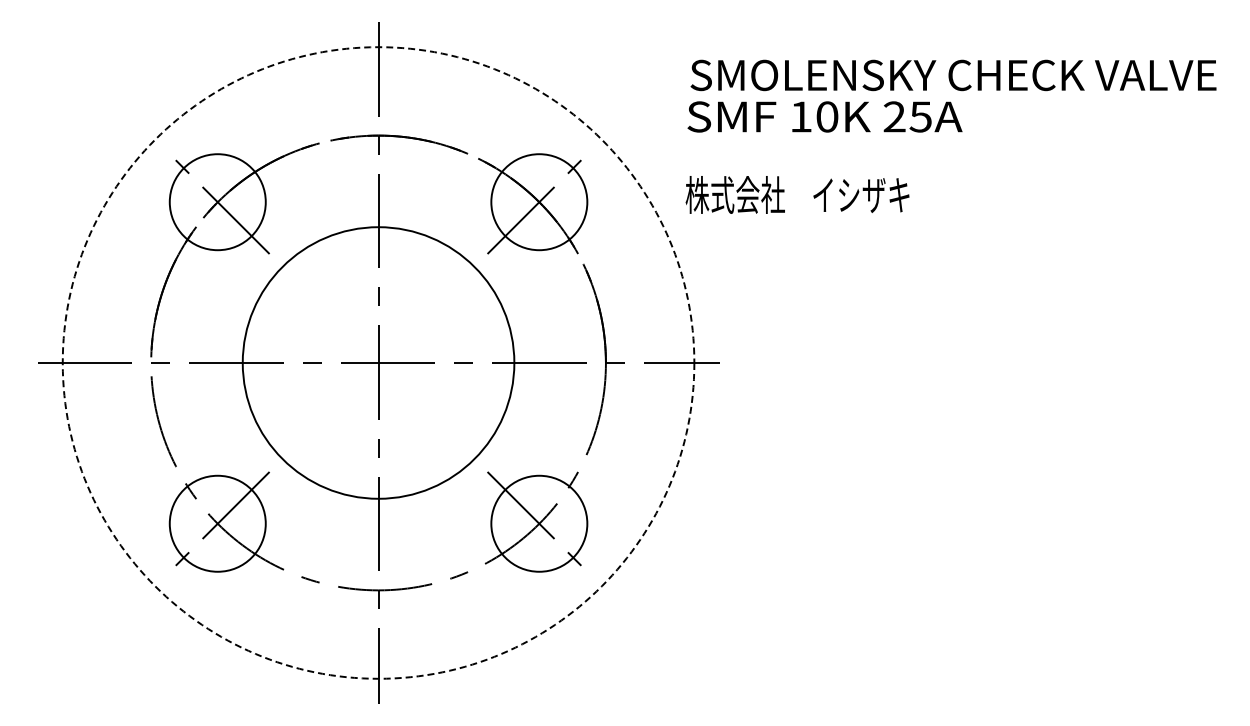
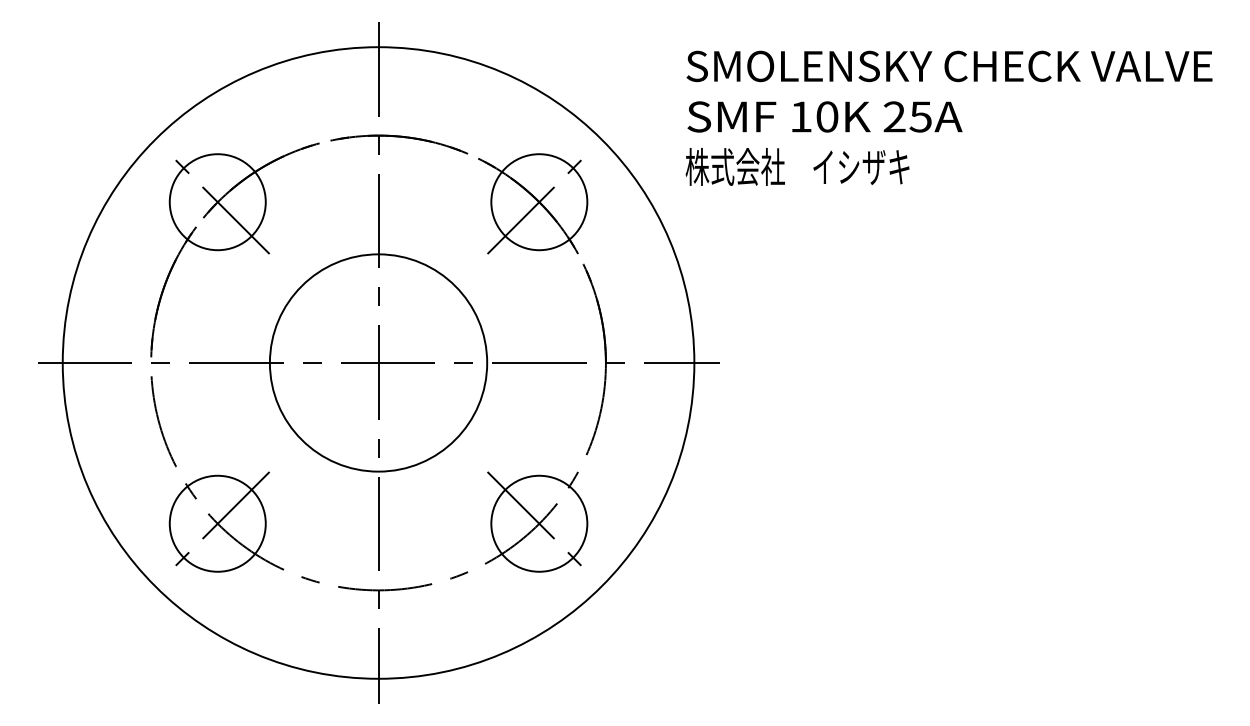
text position: (953, 75) -> (949, 66) (949, 66)
text position: (797, 194) -> (797, 166) (797, 166)
circle diameter: 272 px -> 217 px (378, 362)
circle: dashed -> solid (378, 362)
